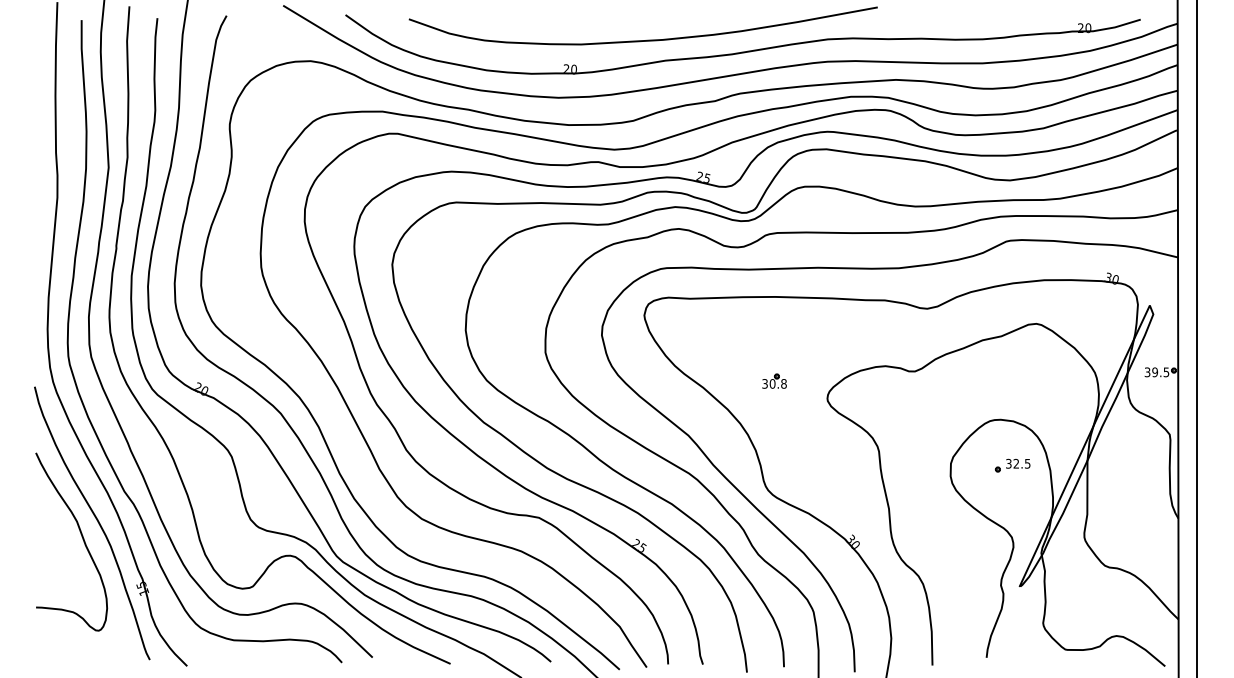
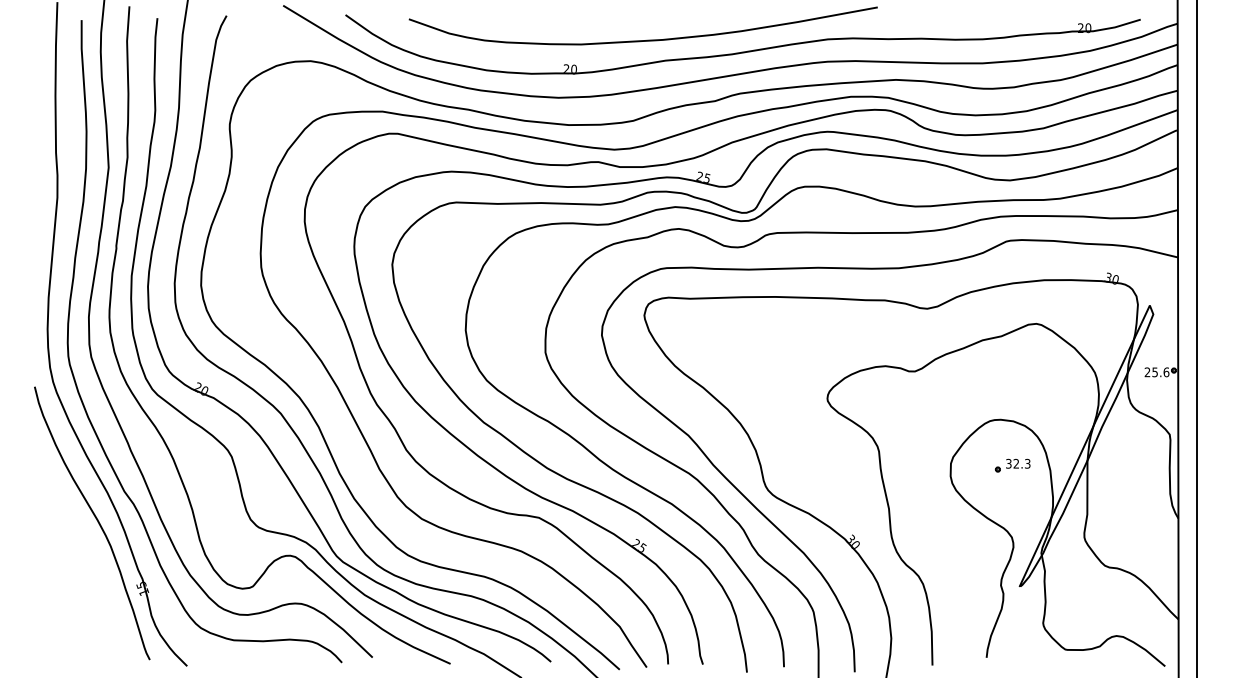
text: 39.5 -> 25.6 (1156, 372)
part: present -> none (774, 380)
text: 32.5 -> 32.3 (1027, 462)
curve: present -> none (81, 537)
